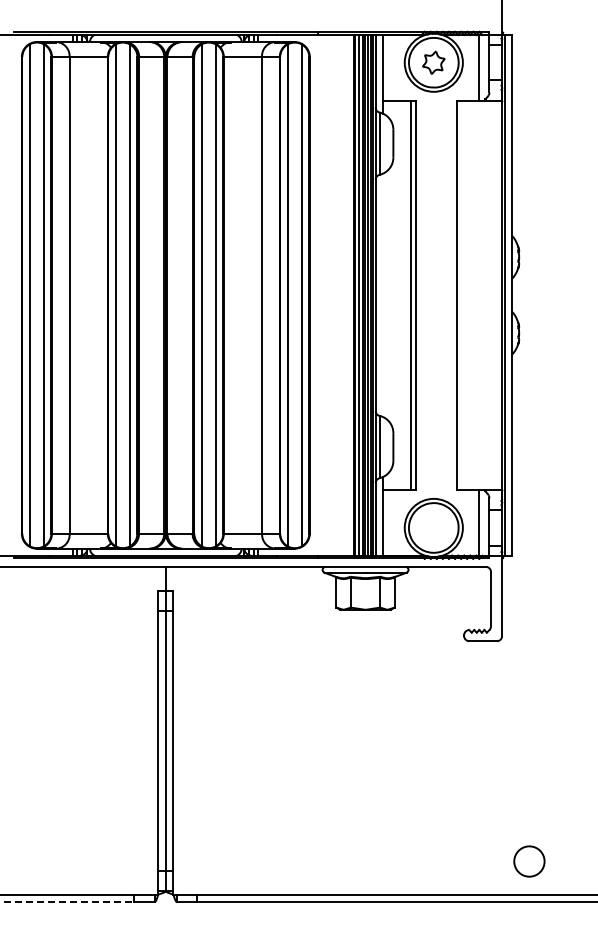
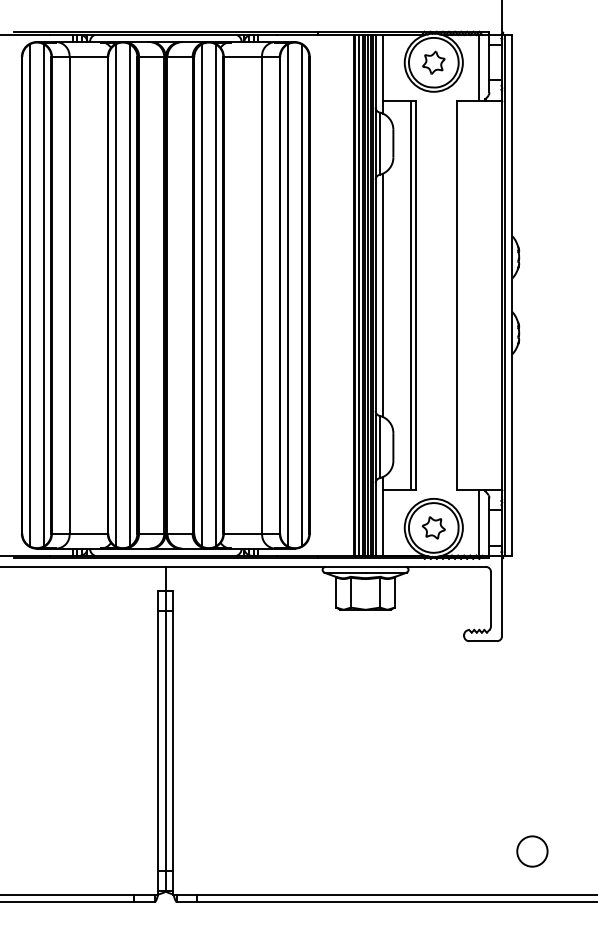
line: none -> present (383, 295)
part: none -> present (433, 527)
circle position: (529, 861) -> (532, 851) (532, 851)
line: dashed -> solid (67, 902)
